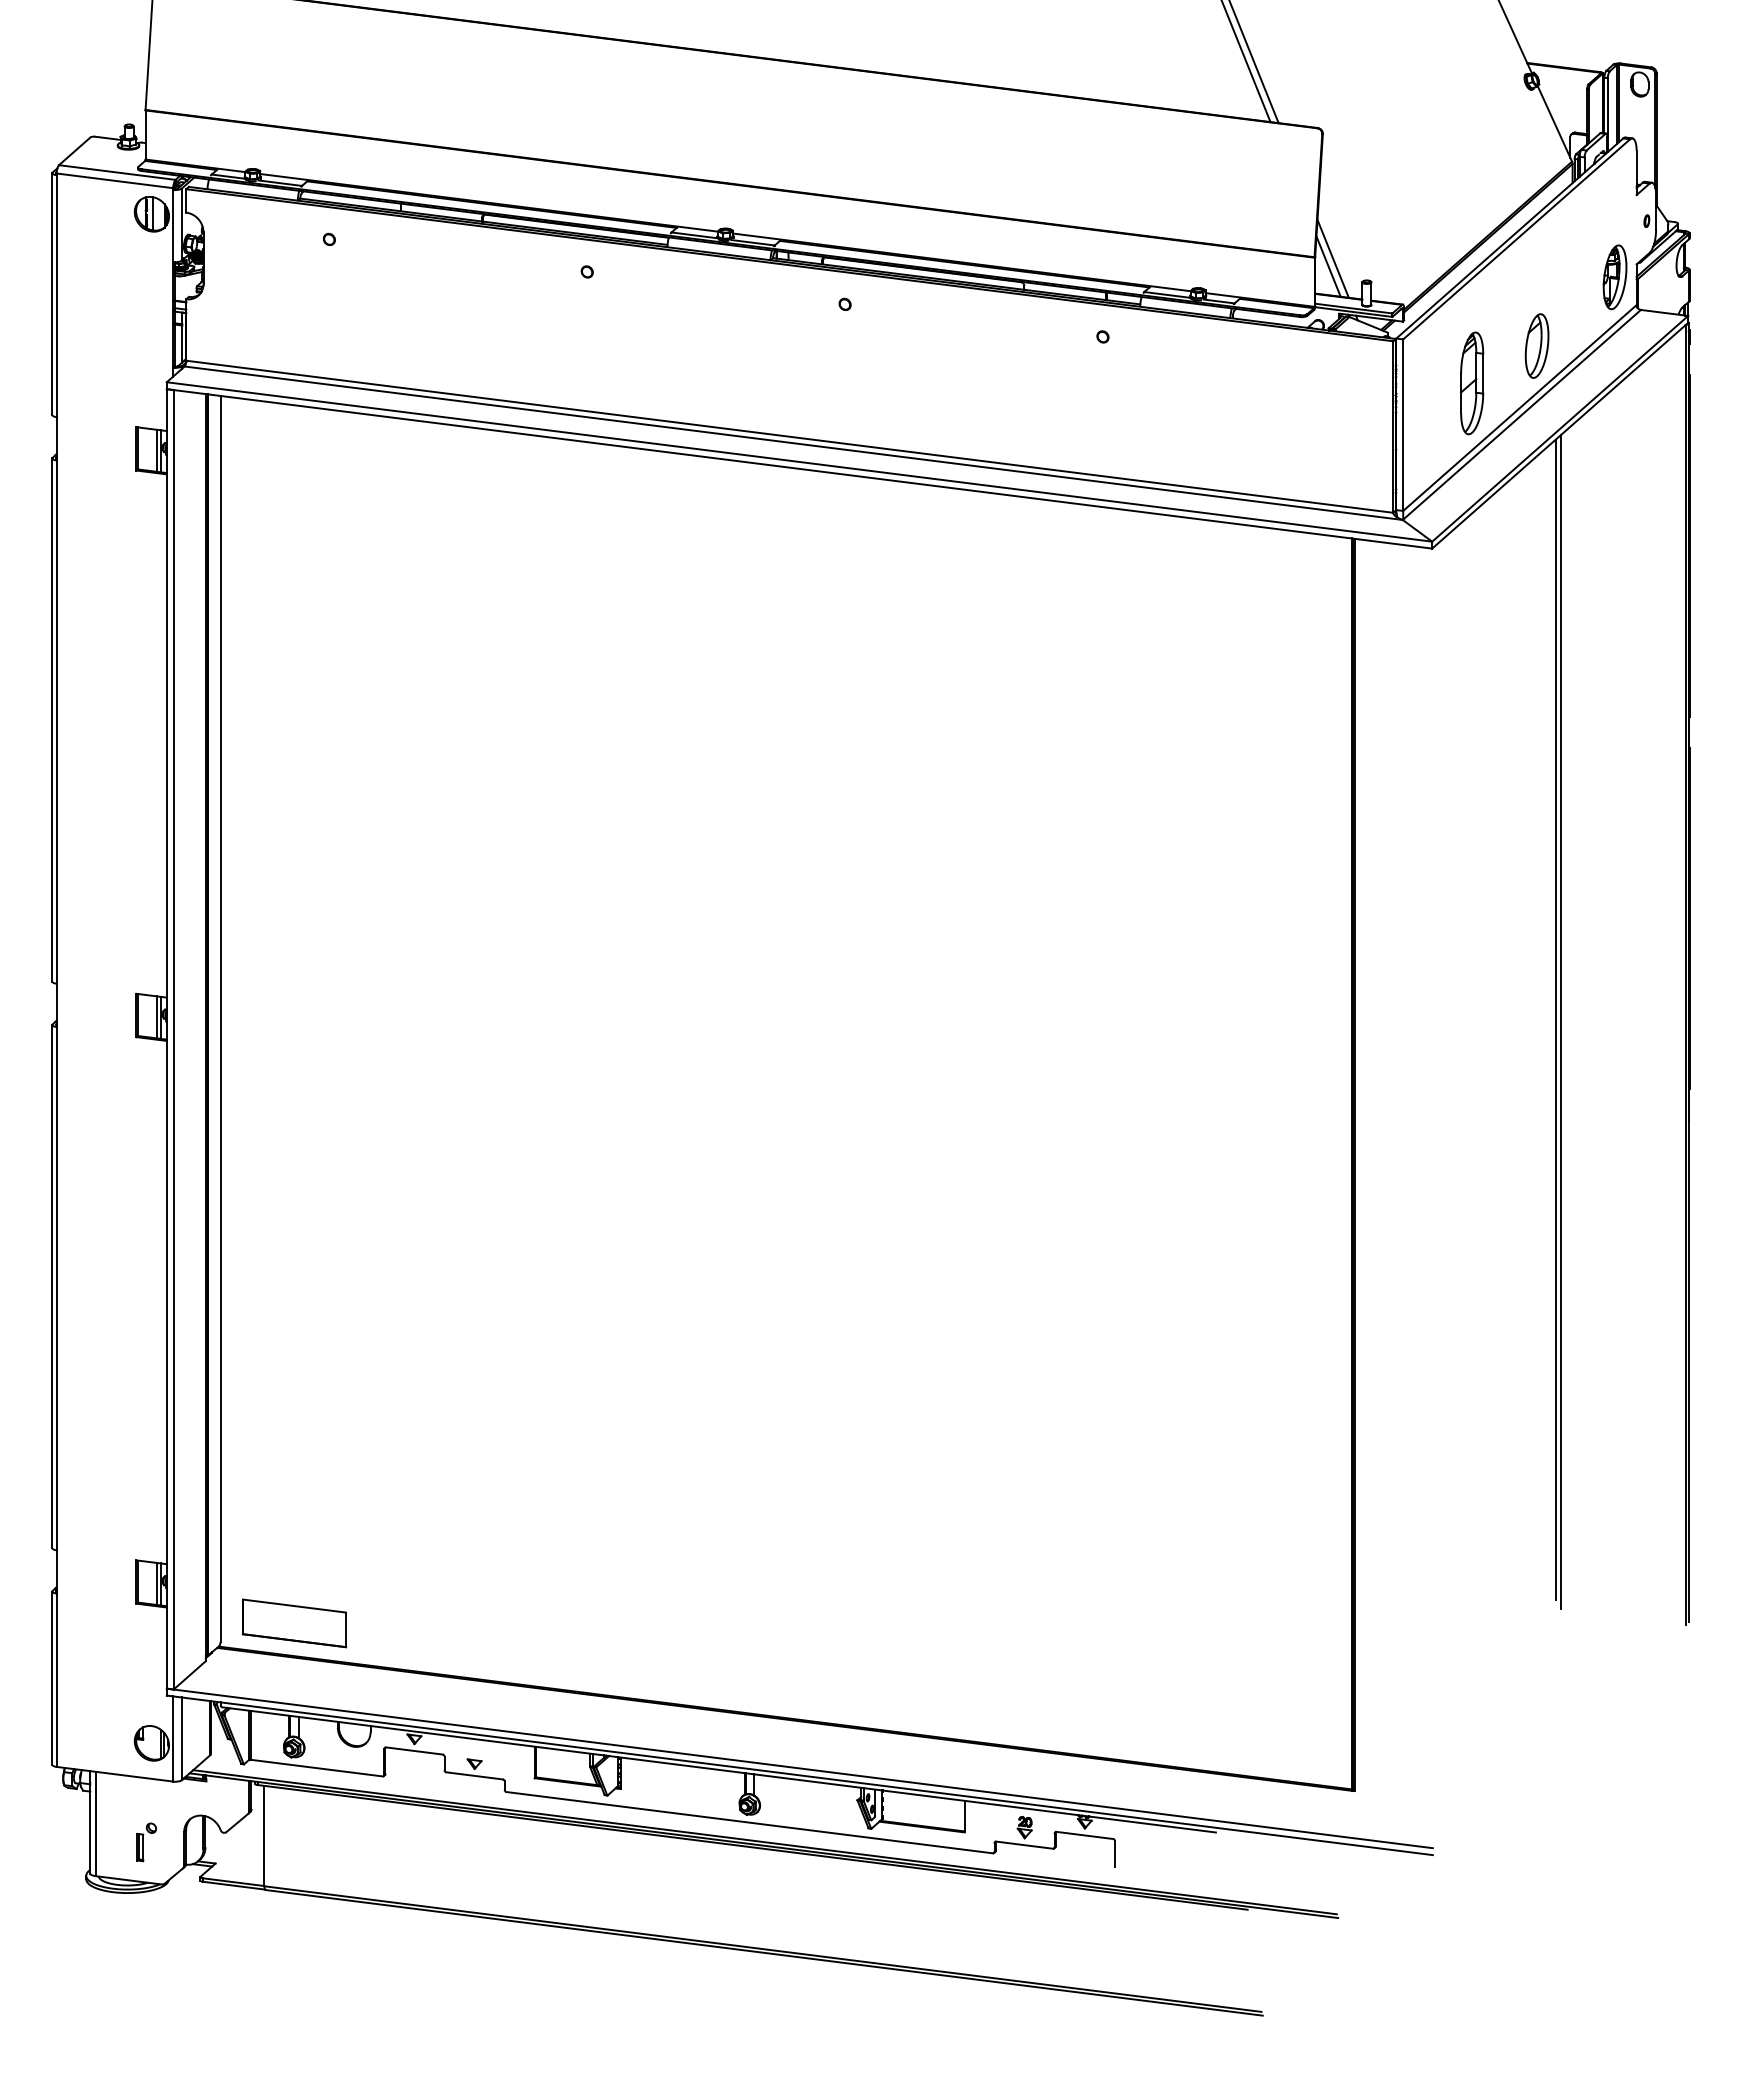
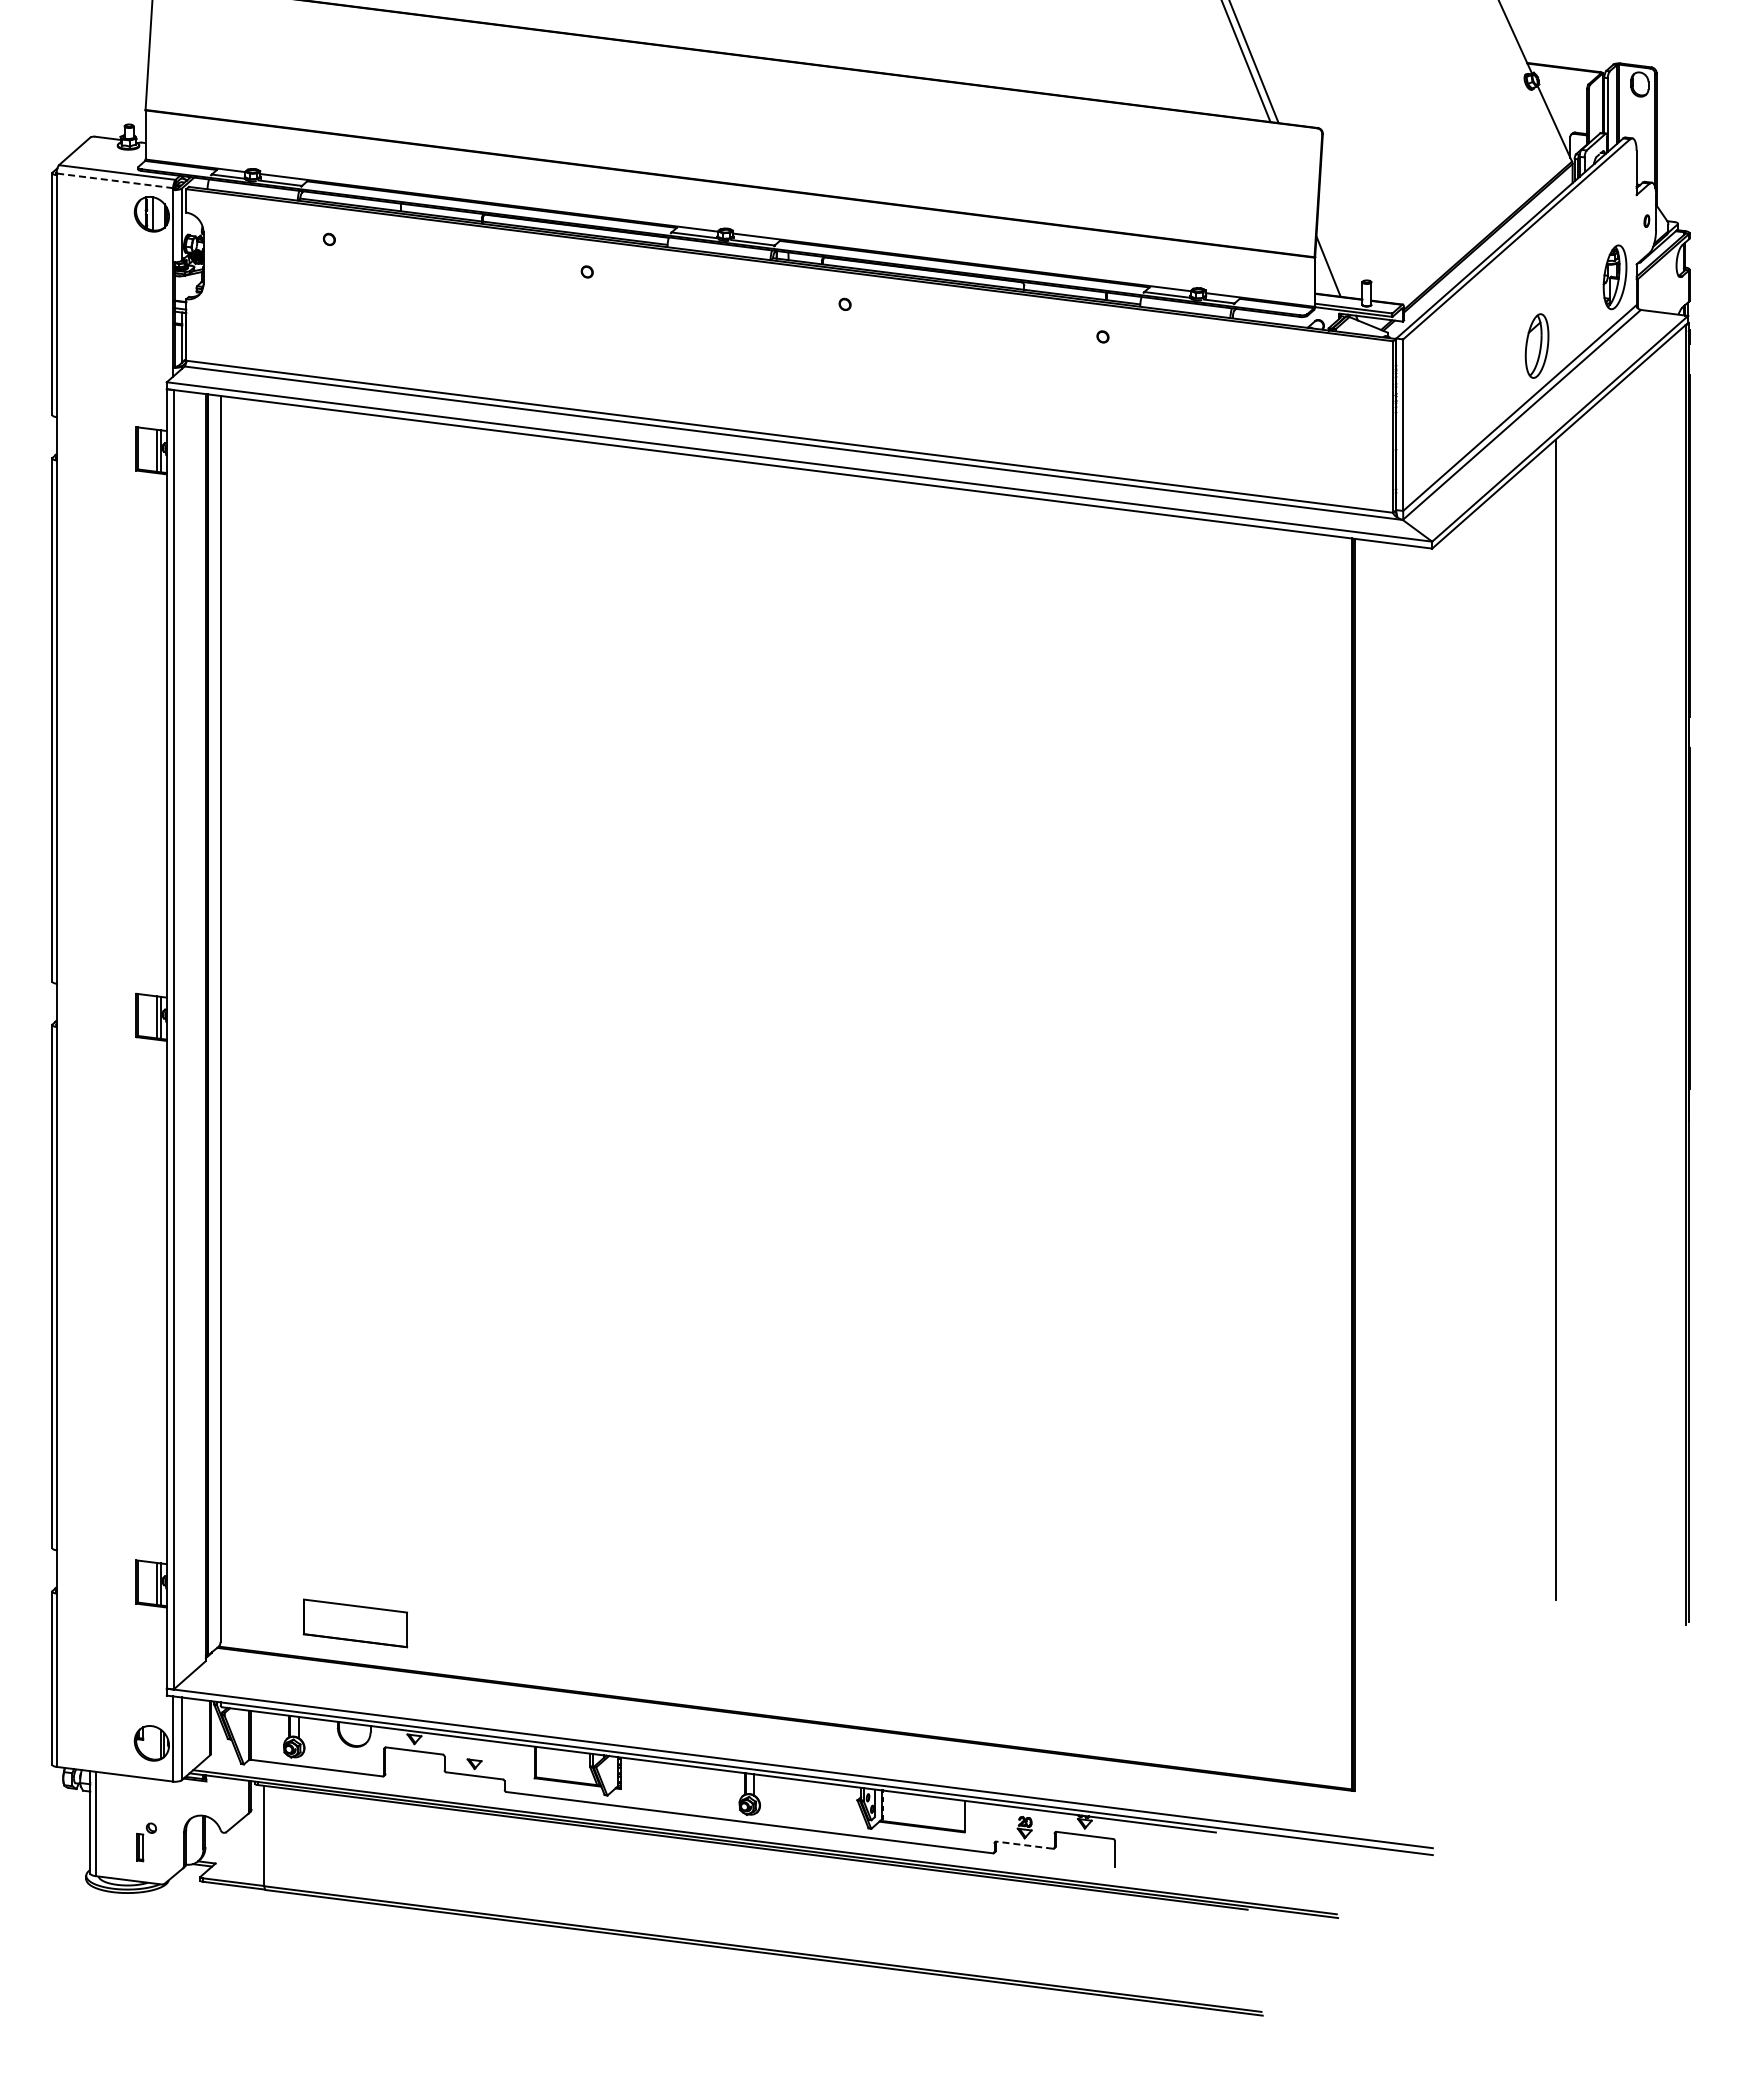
line: solid -> dashed (114, 180)
line: present -> none (1332, 258)
part: present -> none (1472, 383)
line: present -> none (1560, 1021)
part position: (294, 1623) -> (355, 1623) (355, 1623)
line: solid -> dashed (1024, 1845)
